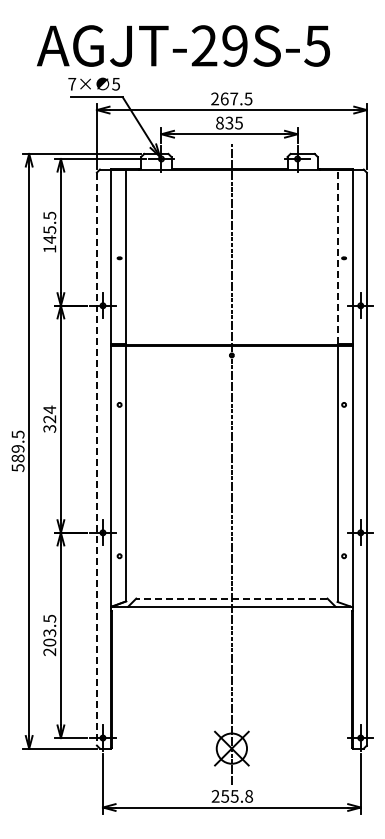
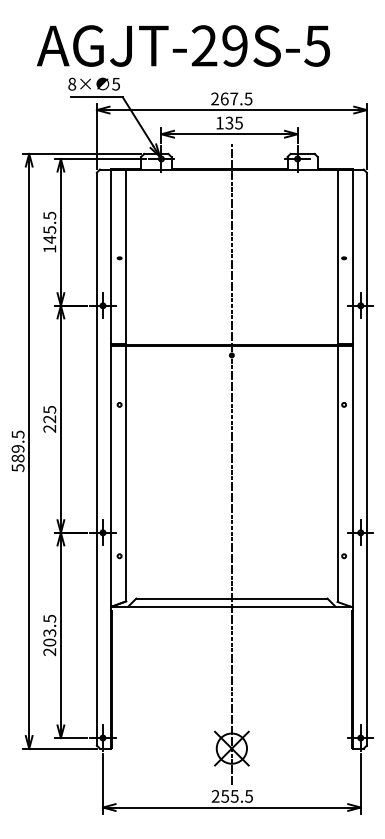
text: 7× -> 8× (72, 83)
text: 835 -> 135 (219, 122)
line: dashed -> solid (337, 257)
text: 324 -> 225 (49, 418)
line: dashed -> solid (96, 459)
line: dashed -> solid (231, 598)
text: 255.8 -> 255.5 (249, 796)
